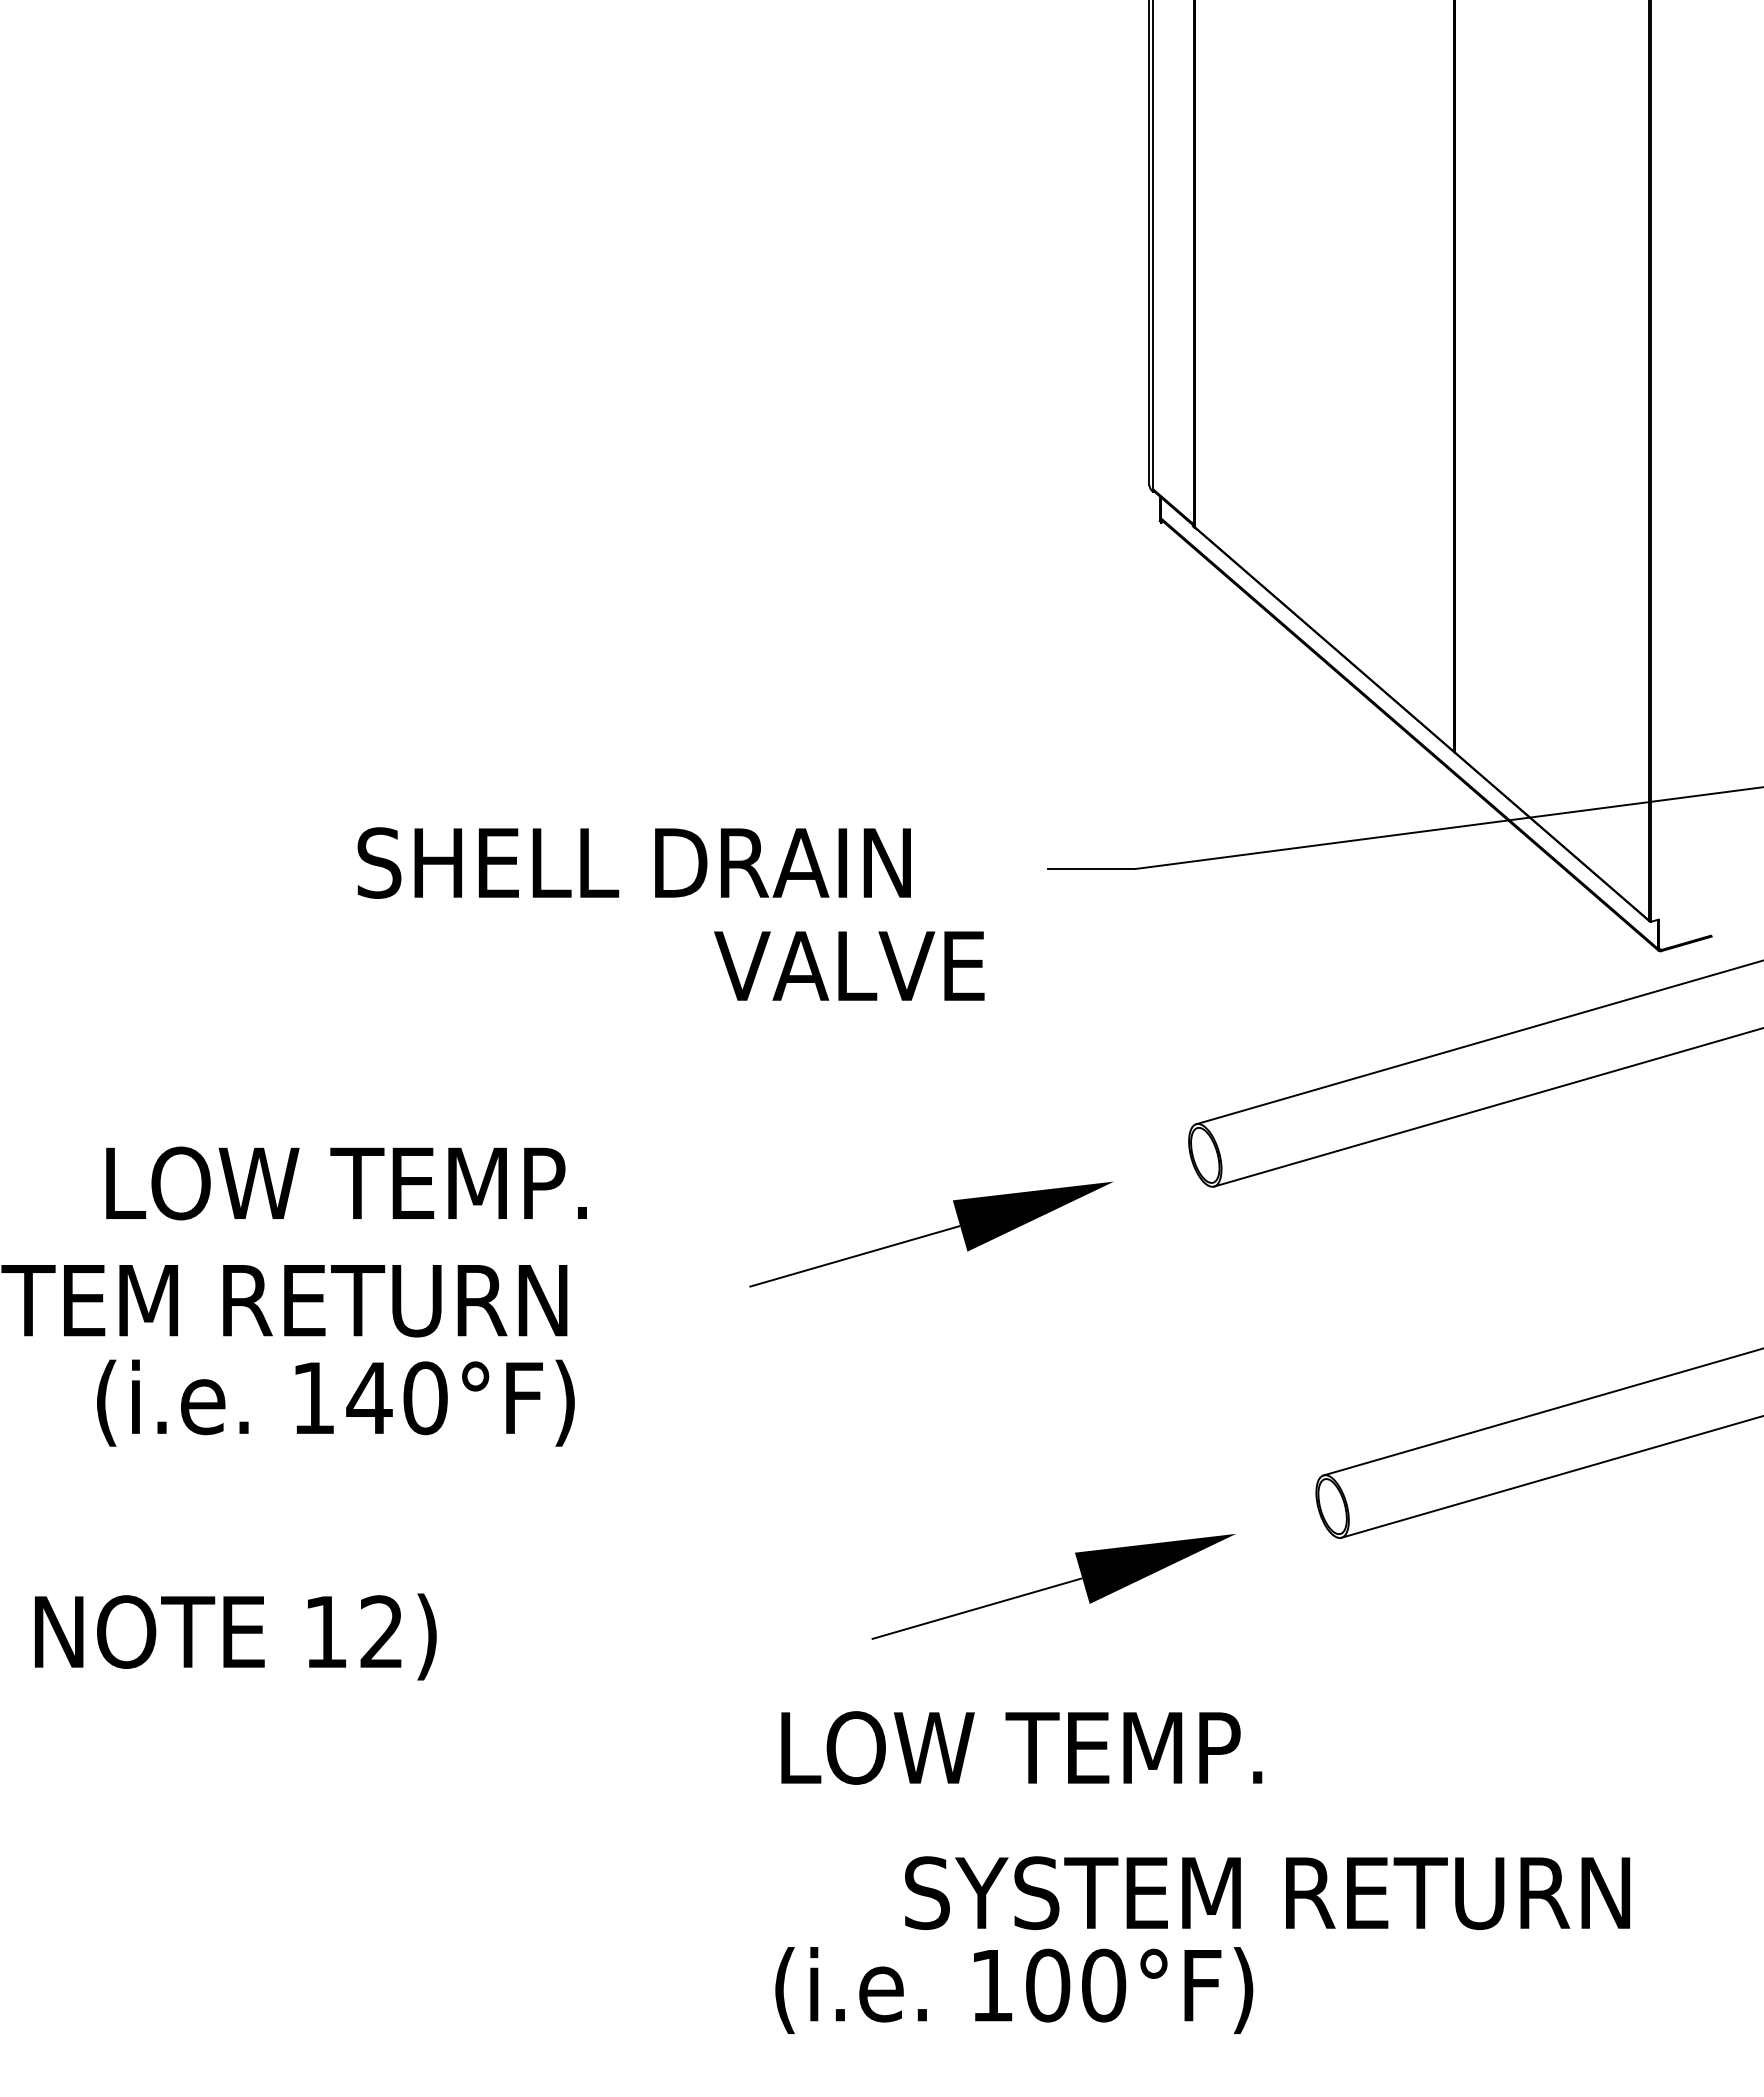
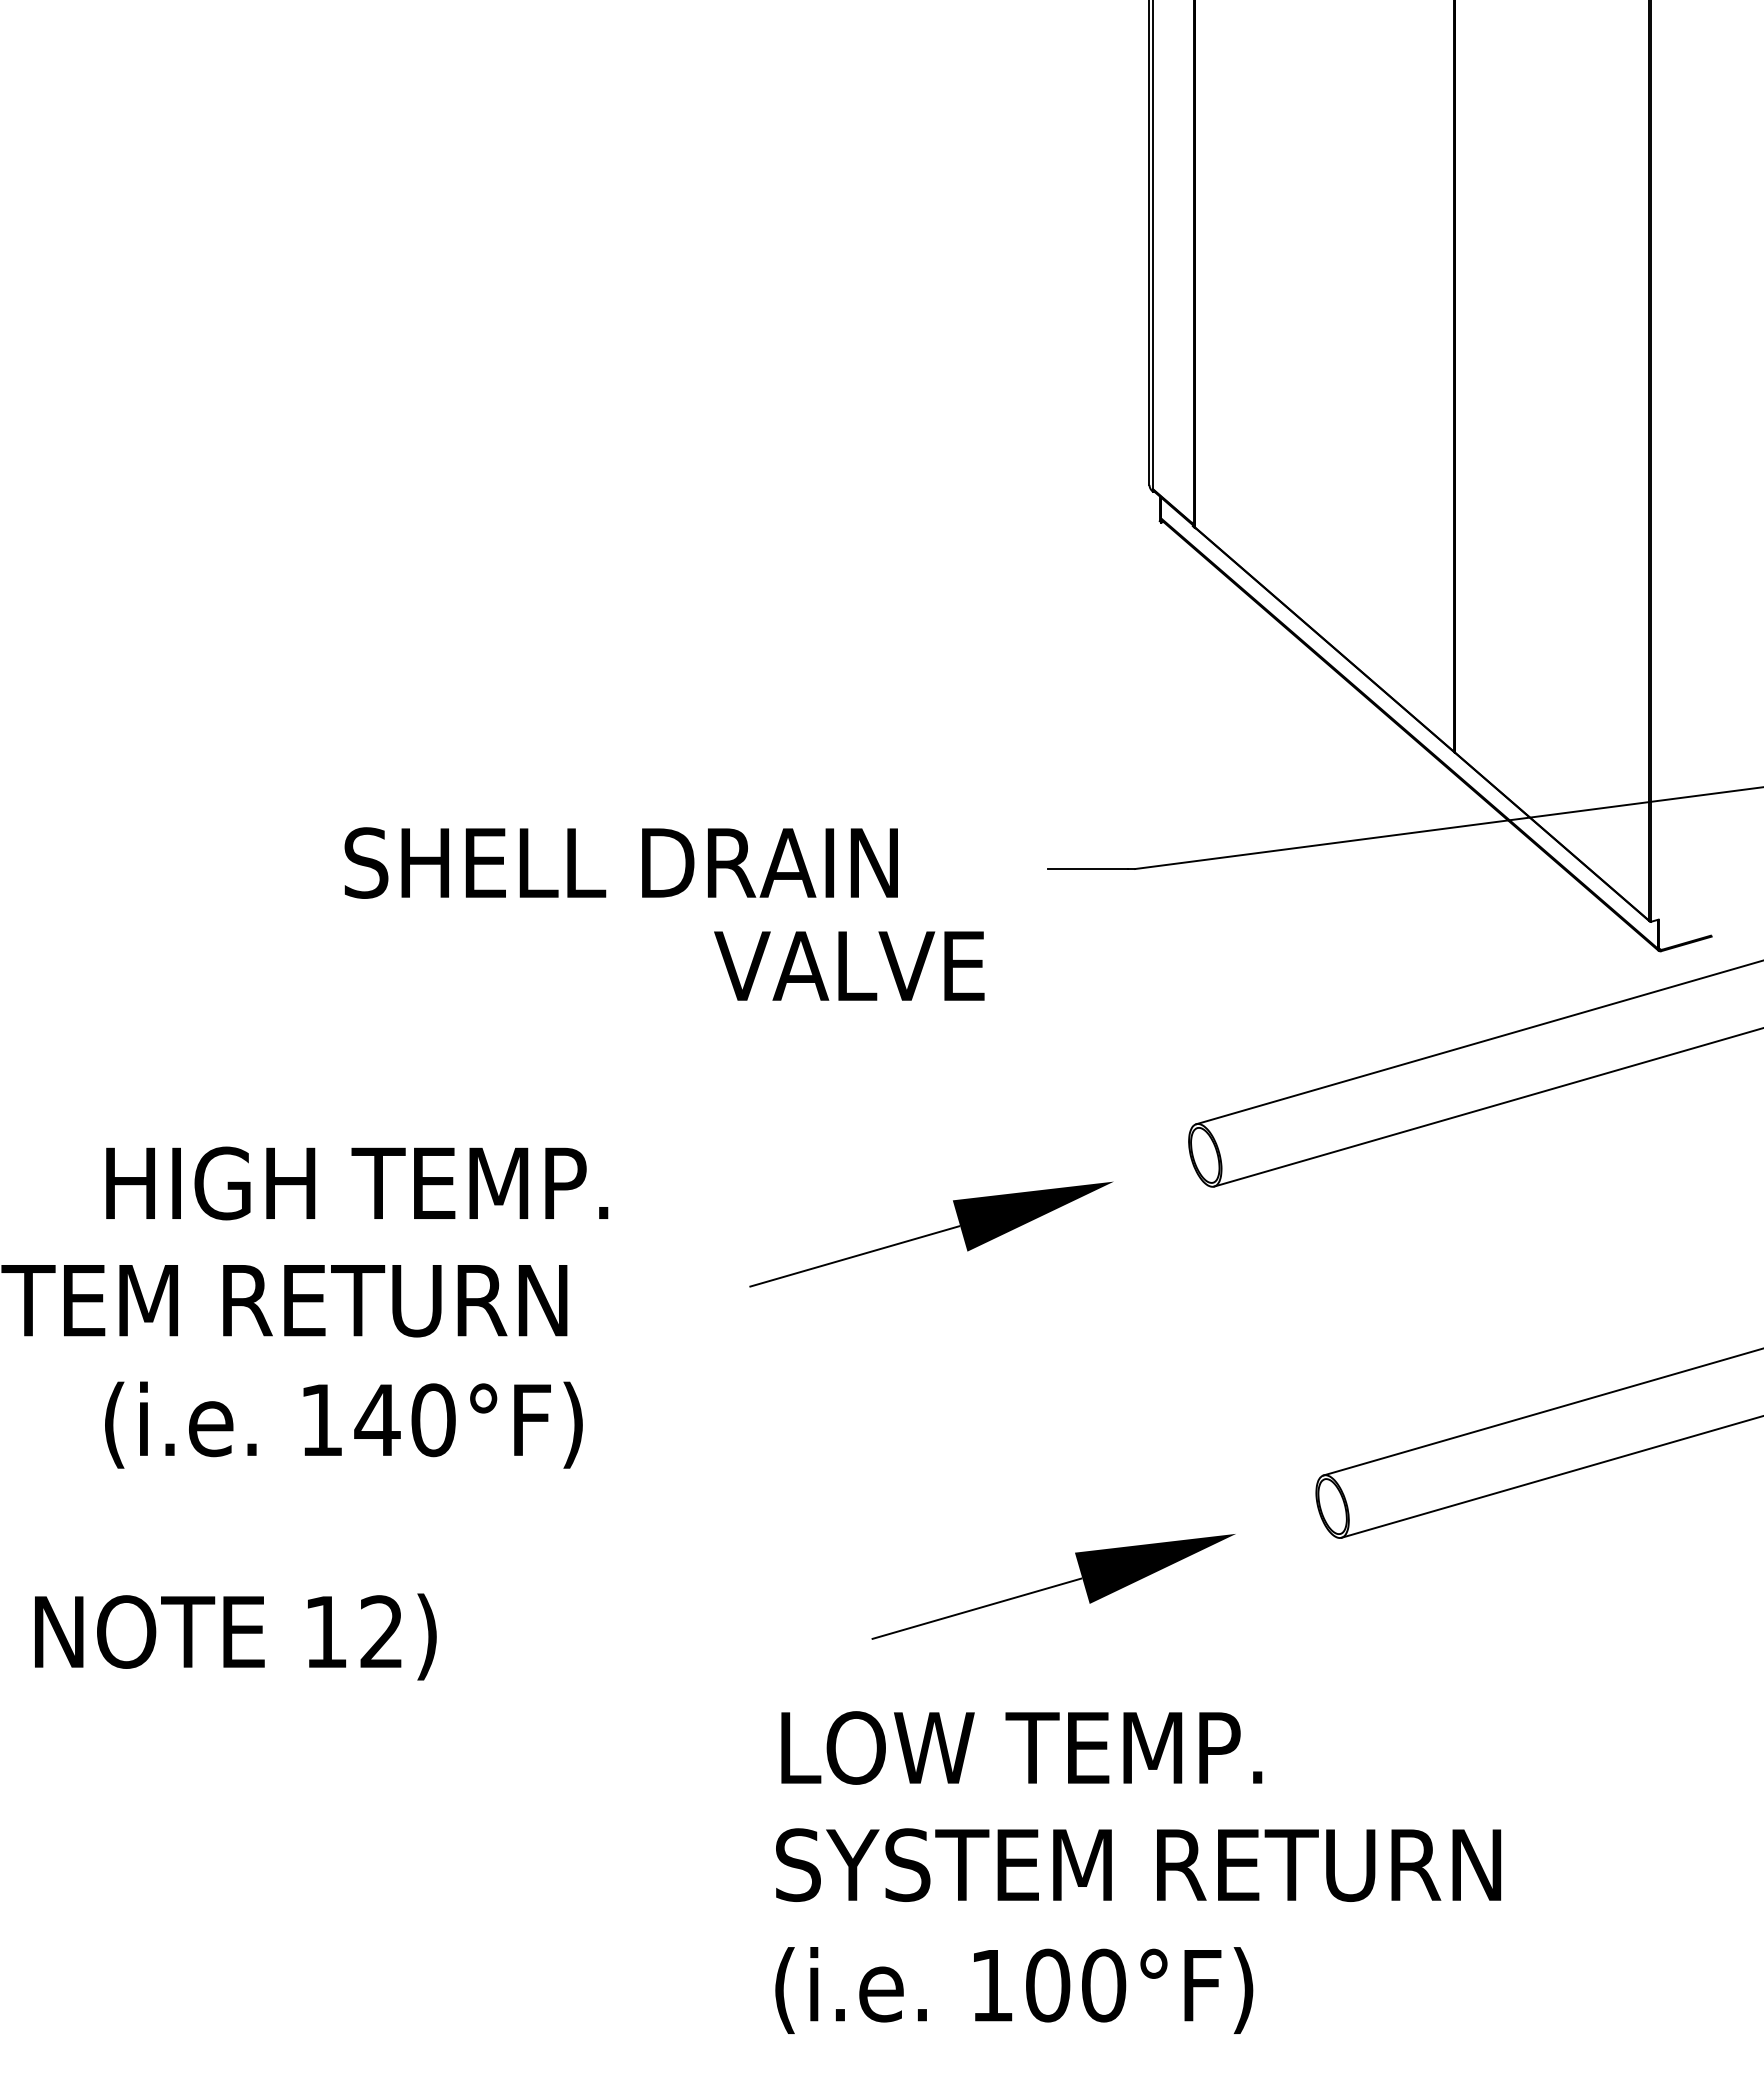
text position: (633, 862) -> (620, 862) (620, 862)
text: LOW TEMP. -> HIGH TEMP. (361, 1183)
text position: (335, 1402) -> (343, 1424) (343, 1424)
text position: (1267, 1892) -> (1138, 1864) (1138, 1864)
